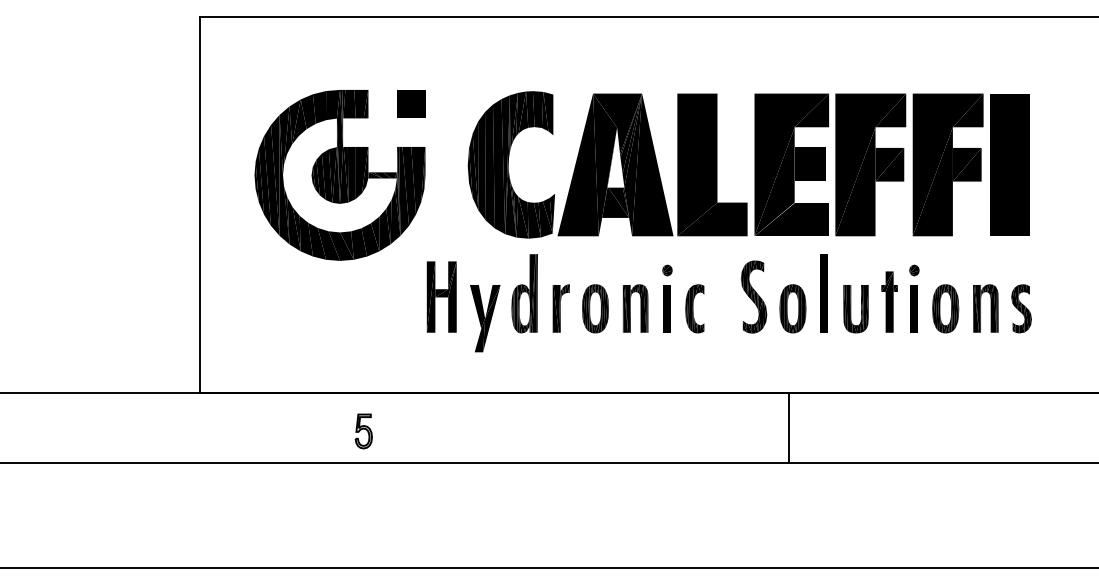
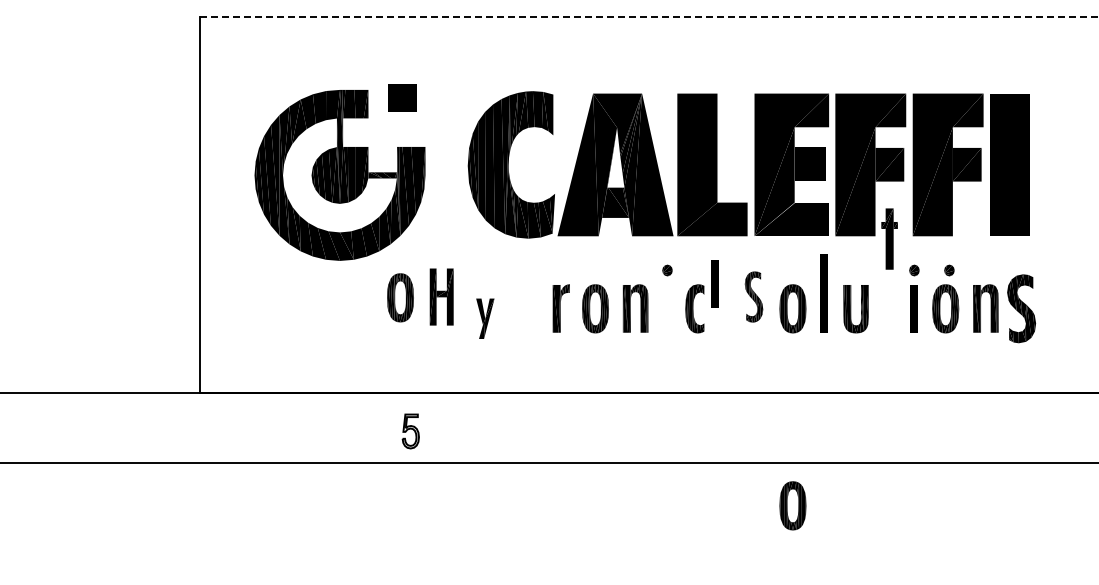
line: solid -> dashed (649, 17)
part position: (411, 103) -> (402, 97) (402, 97)
part: none -> present (949, 270)
part: present -> none (524, 293)
part size: 31x72 px -> 25x58 px (441, 296)
part size: 28x74 px -> 20x52 px (753, 296)
part: none -> present (400, 297)
part position: (889, 301) -> (889, 238) (889, 238)
part position: (666, 308) -> (714, 283) (714, 283)
part size: 21x50 px -> 30x70 px (1021, 308)
part size: 31x68 px -> 19x41 px (485, 318)
line: present -> none (789, 427)
part position: (363, 431) -> (410, 431) (410, 431)
part: none -> present (792, 505)
line: present -> none (548, 567)
